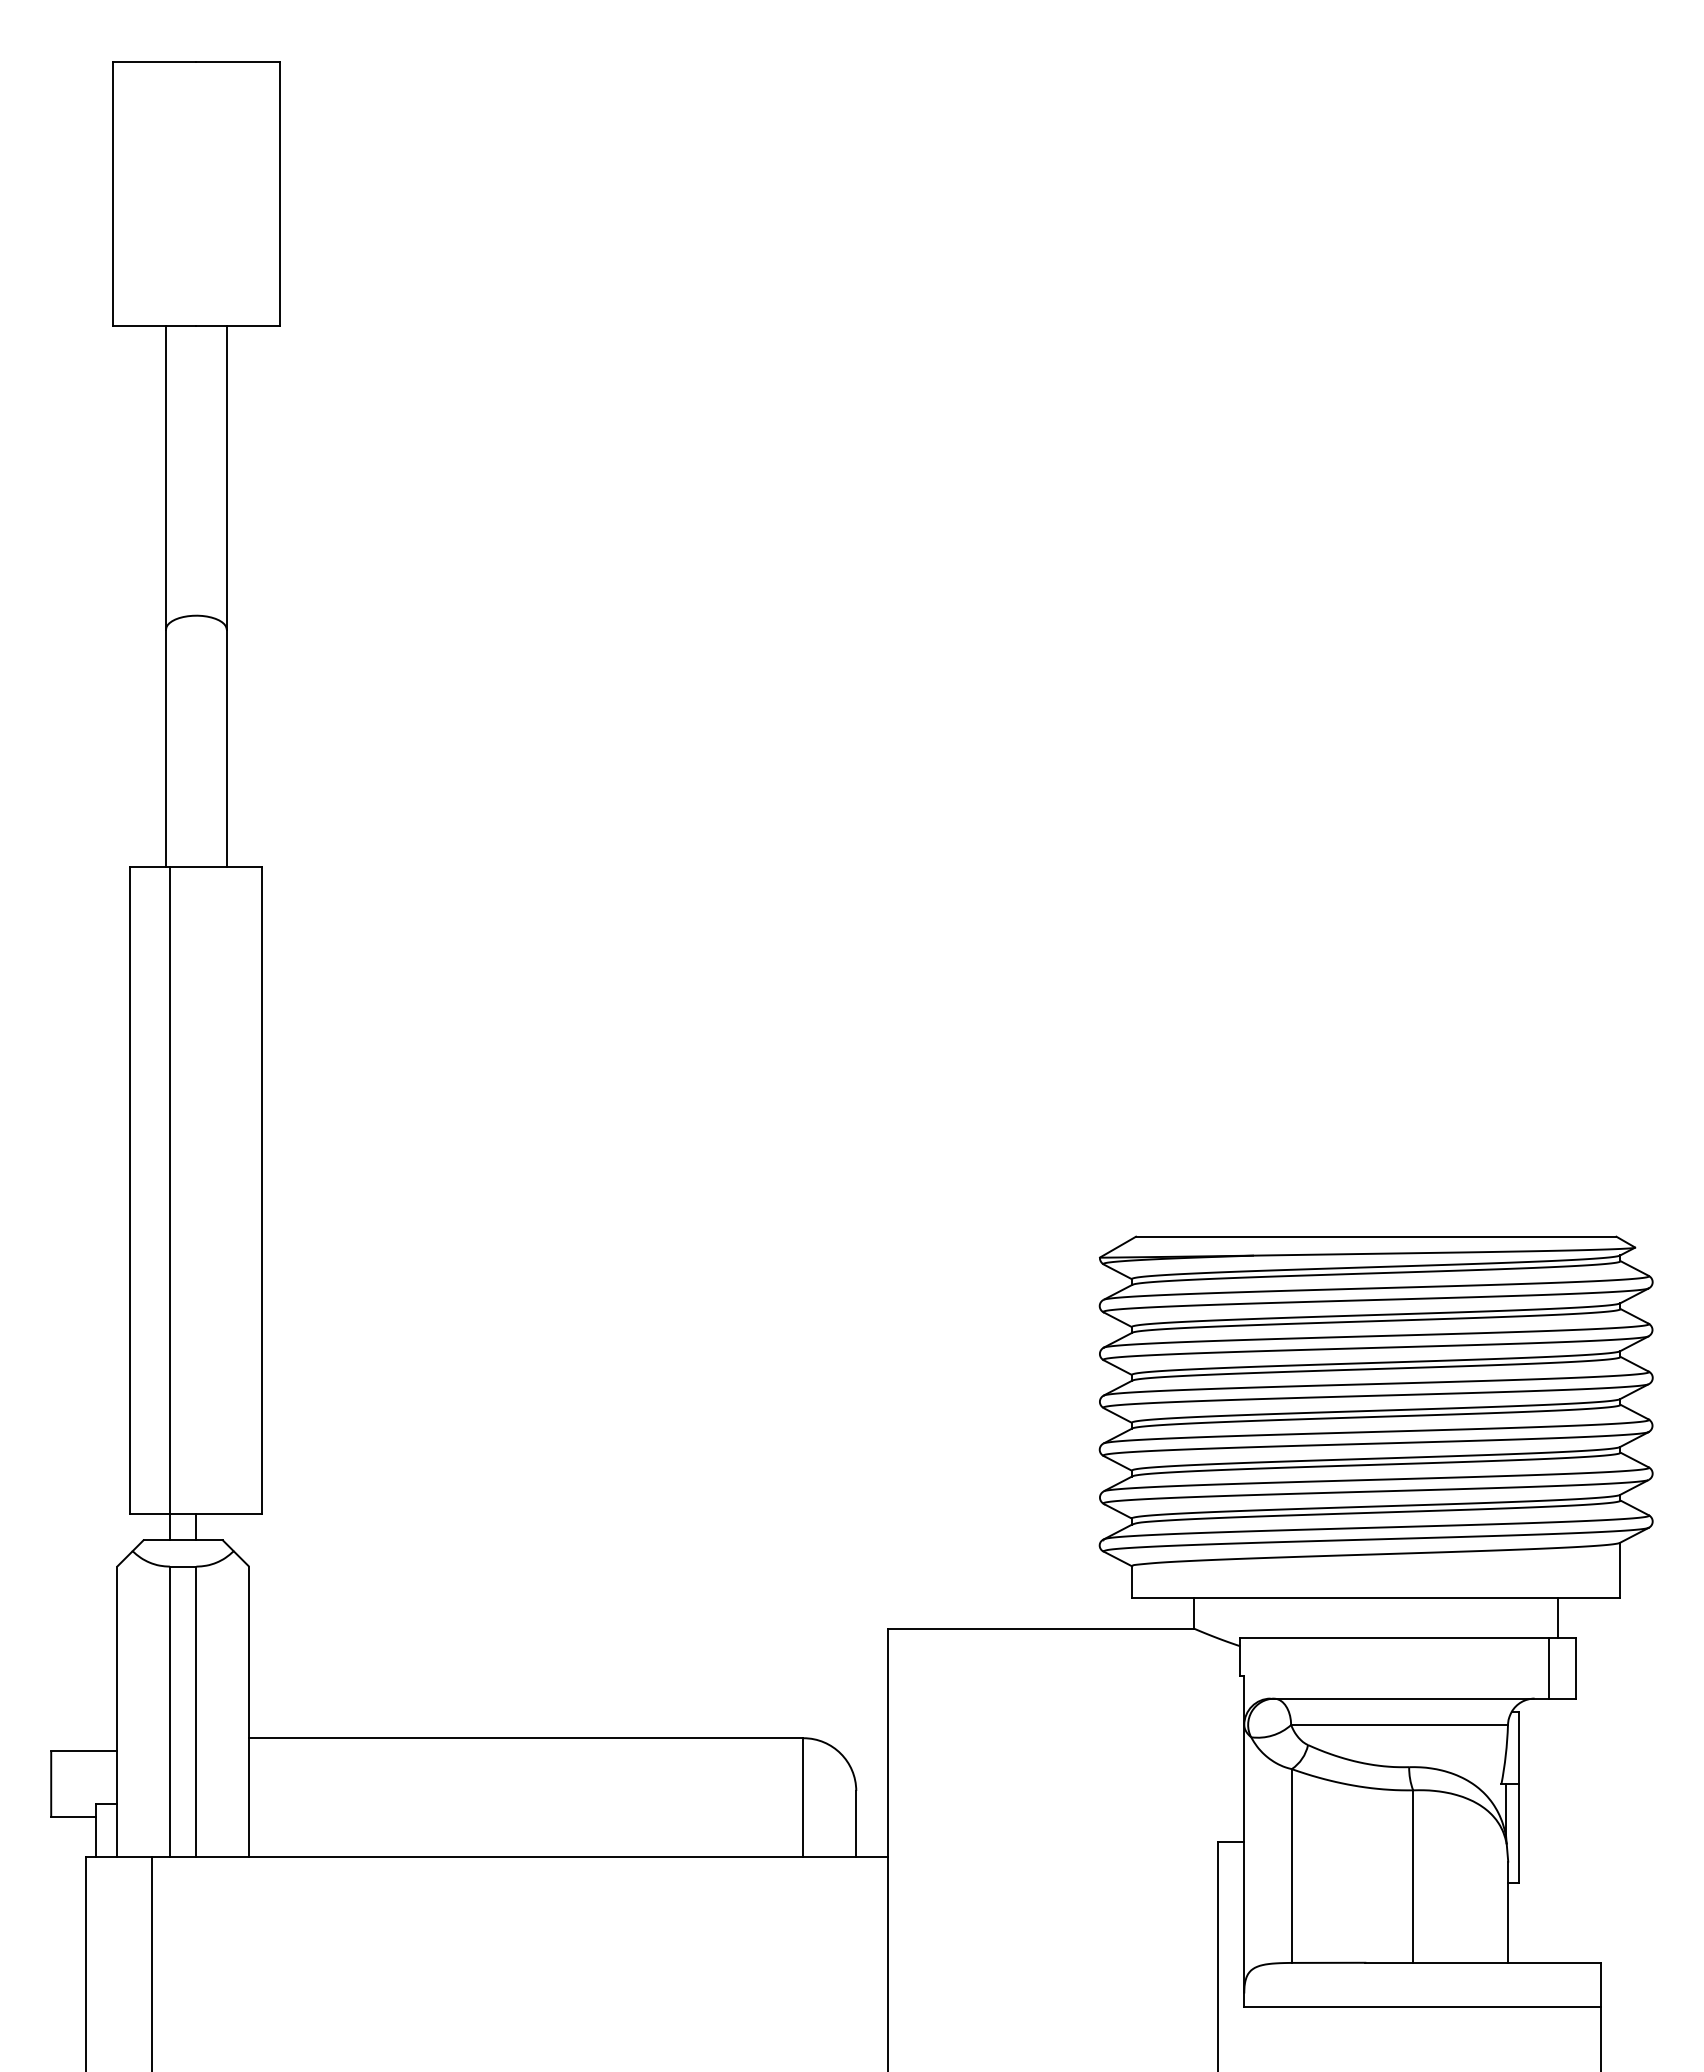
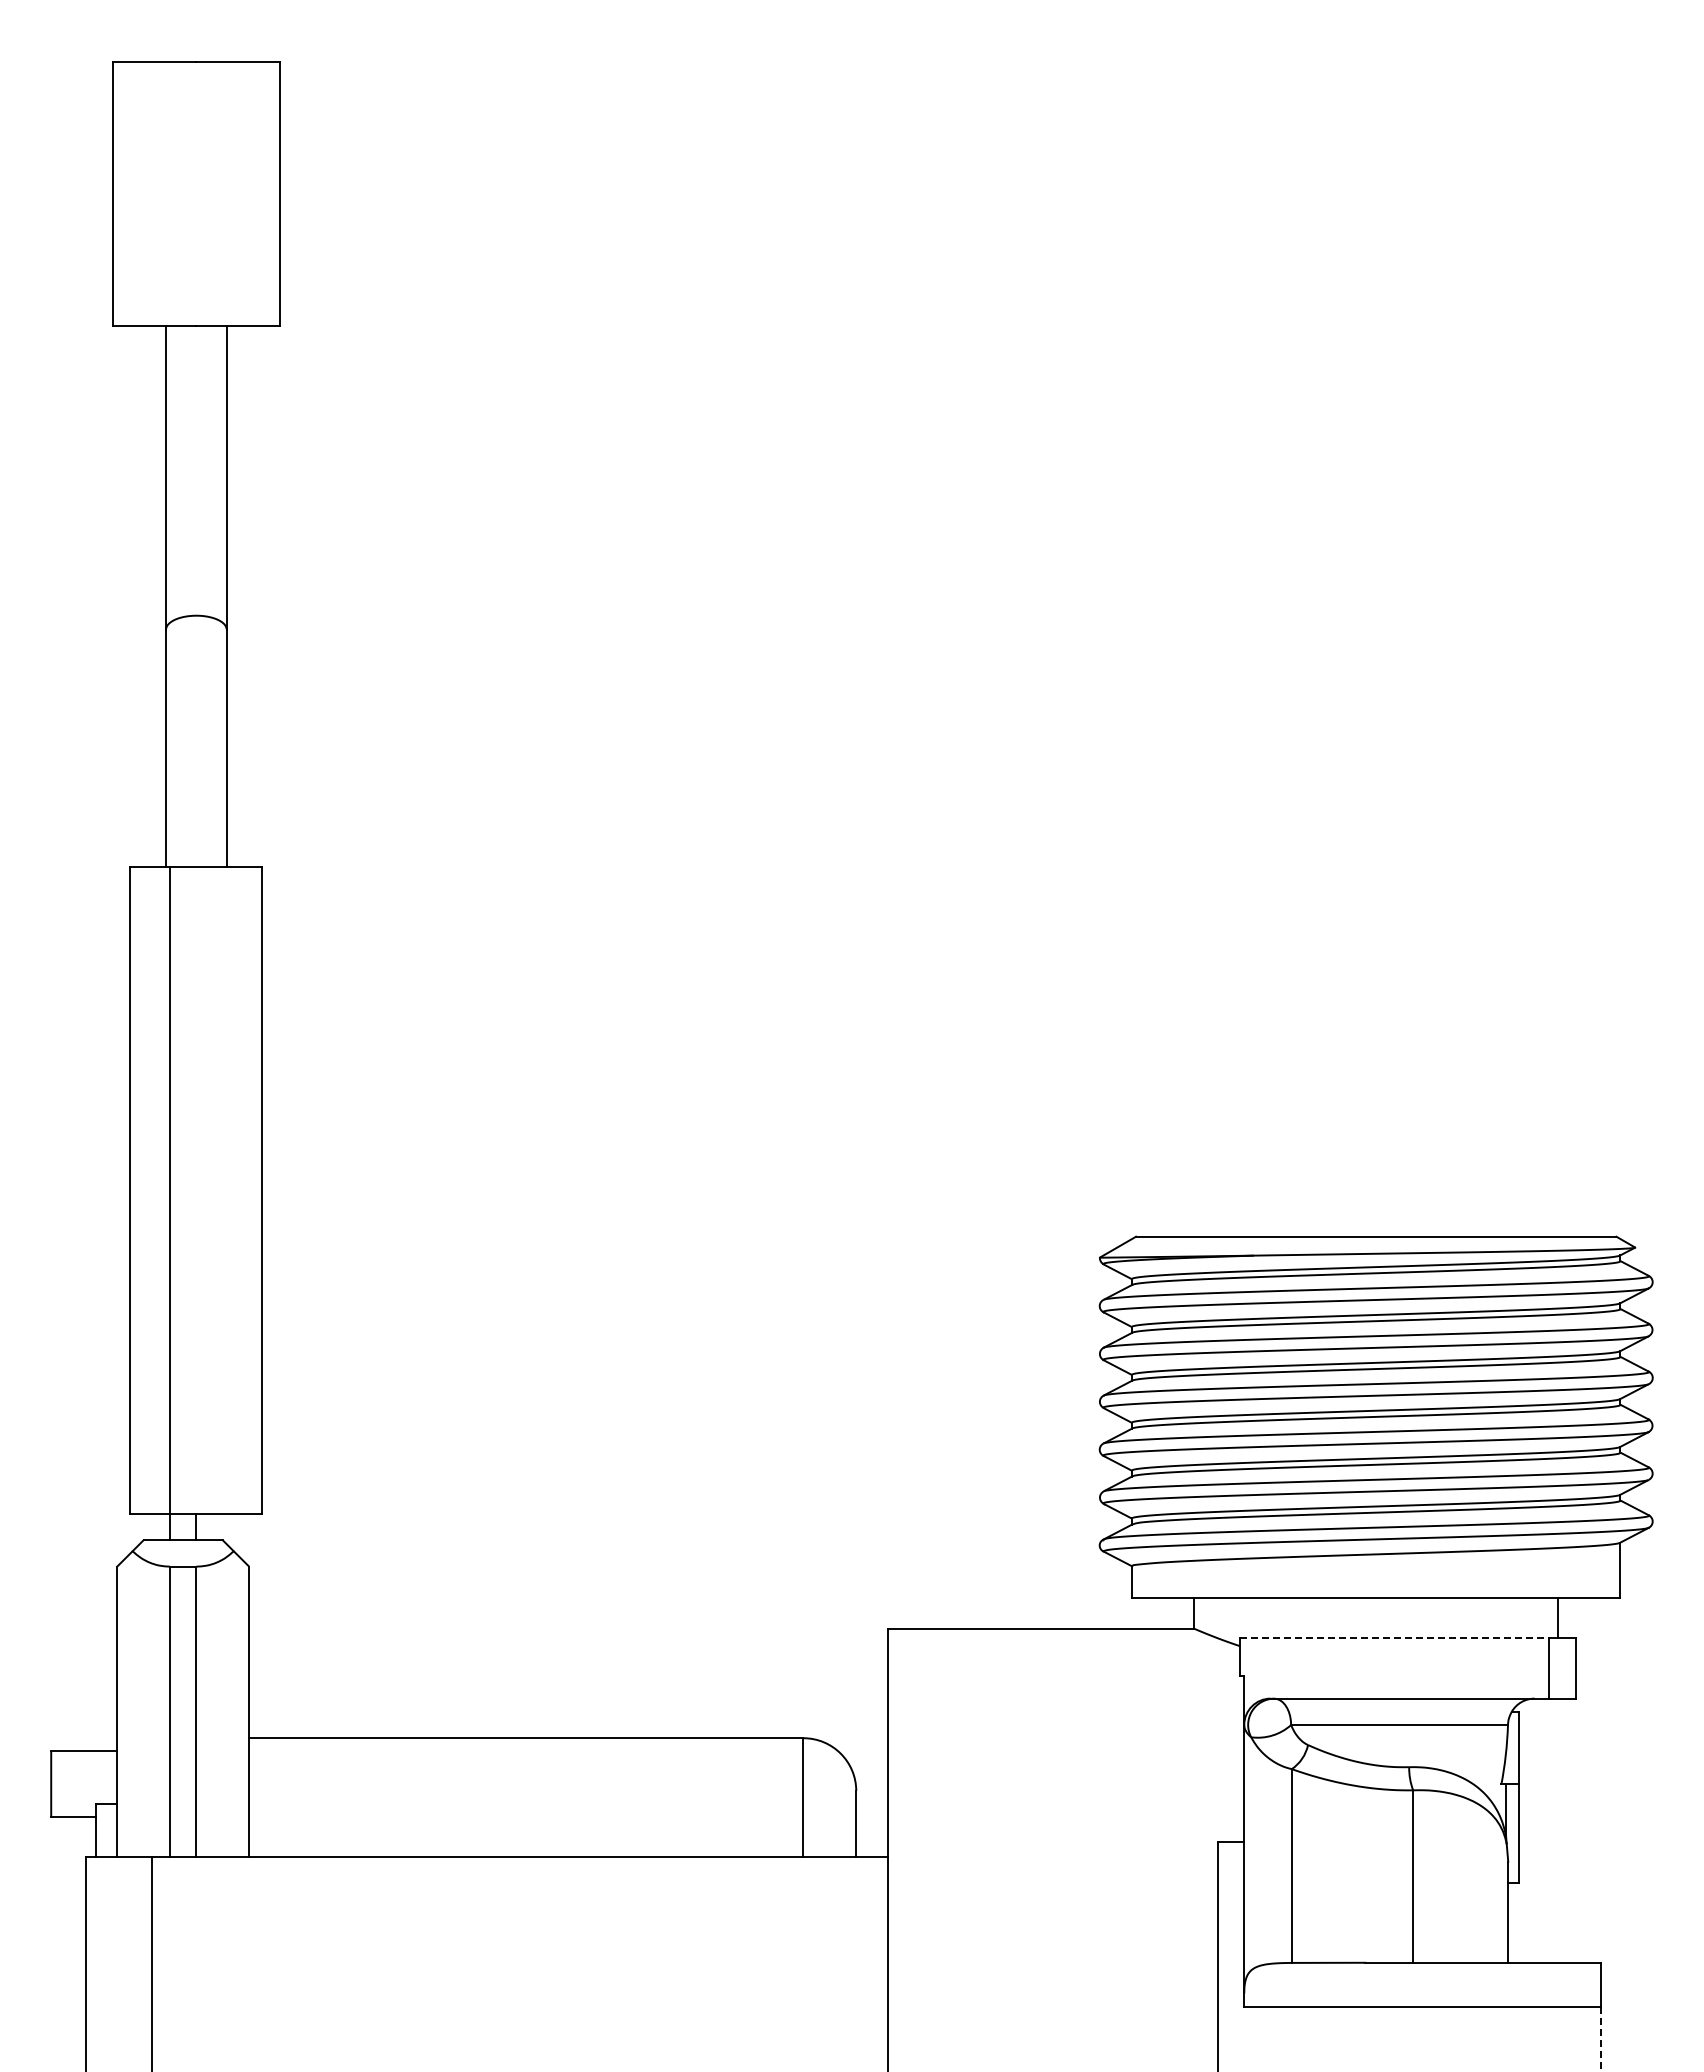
line: solid -> dashed (1395, 1637)
line: solid -> dashed (1600, 2040)
